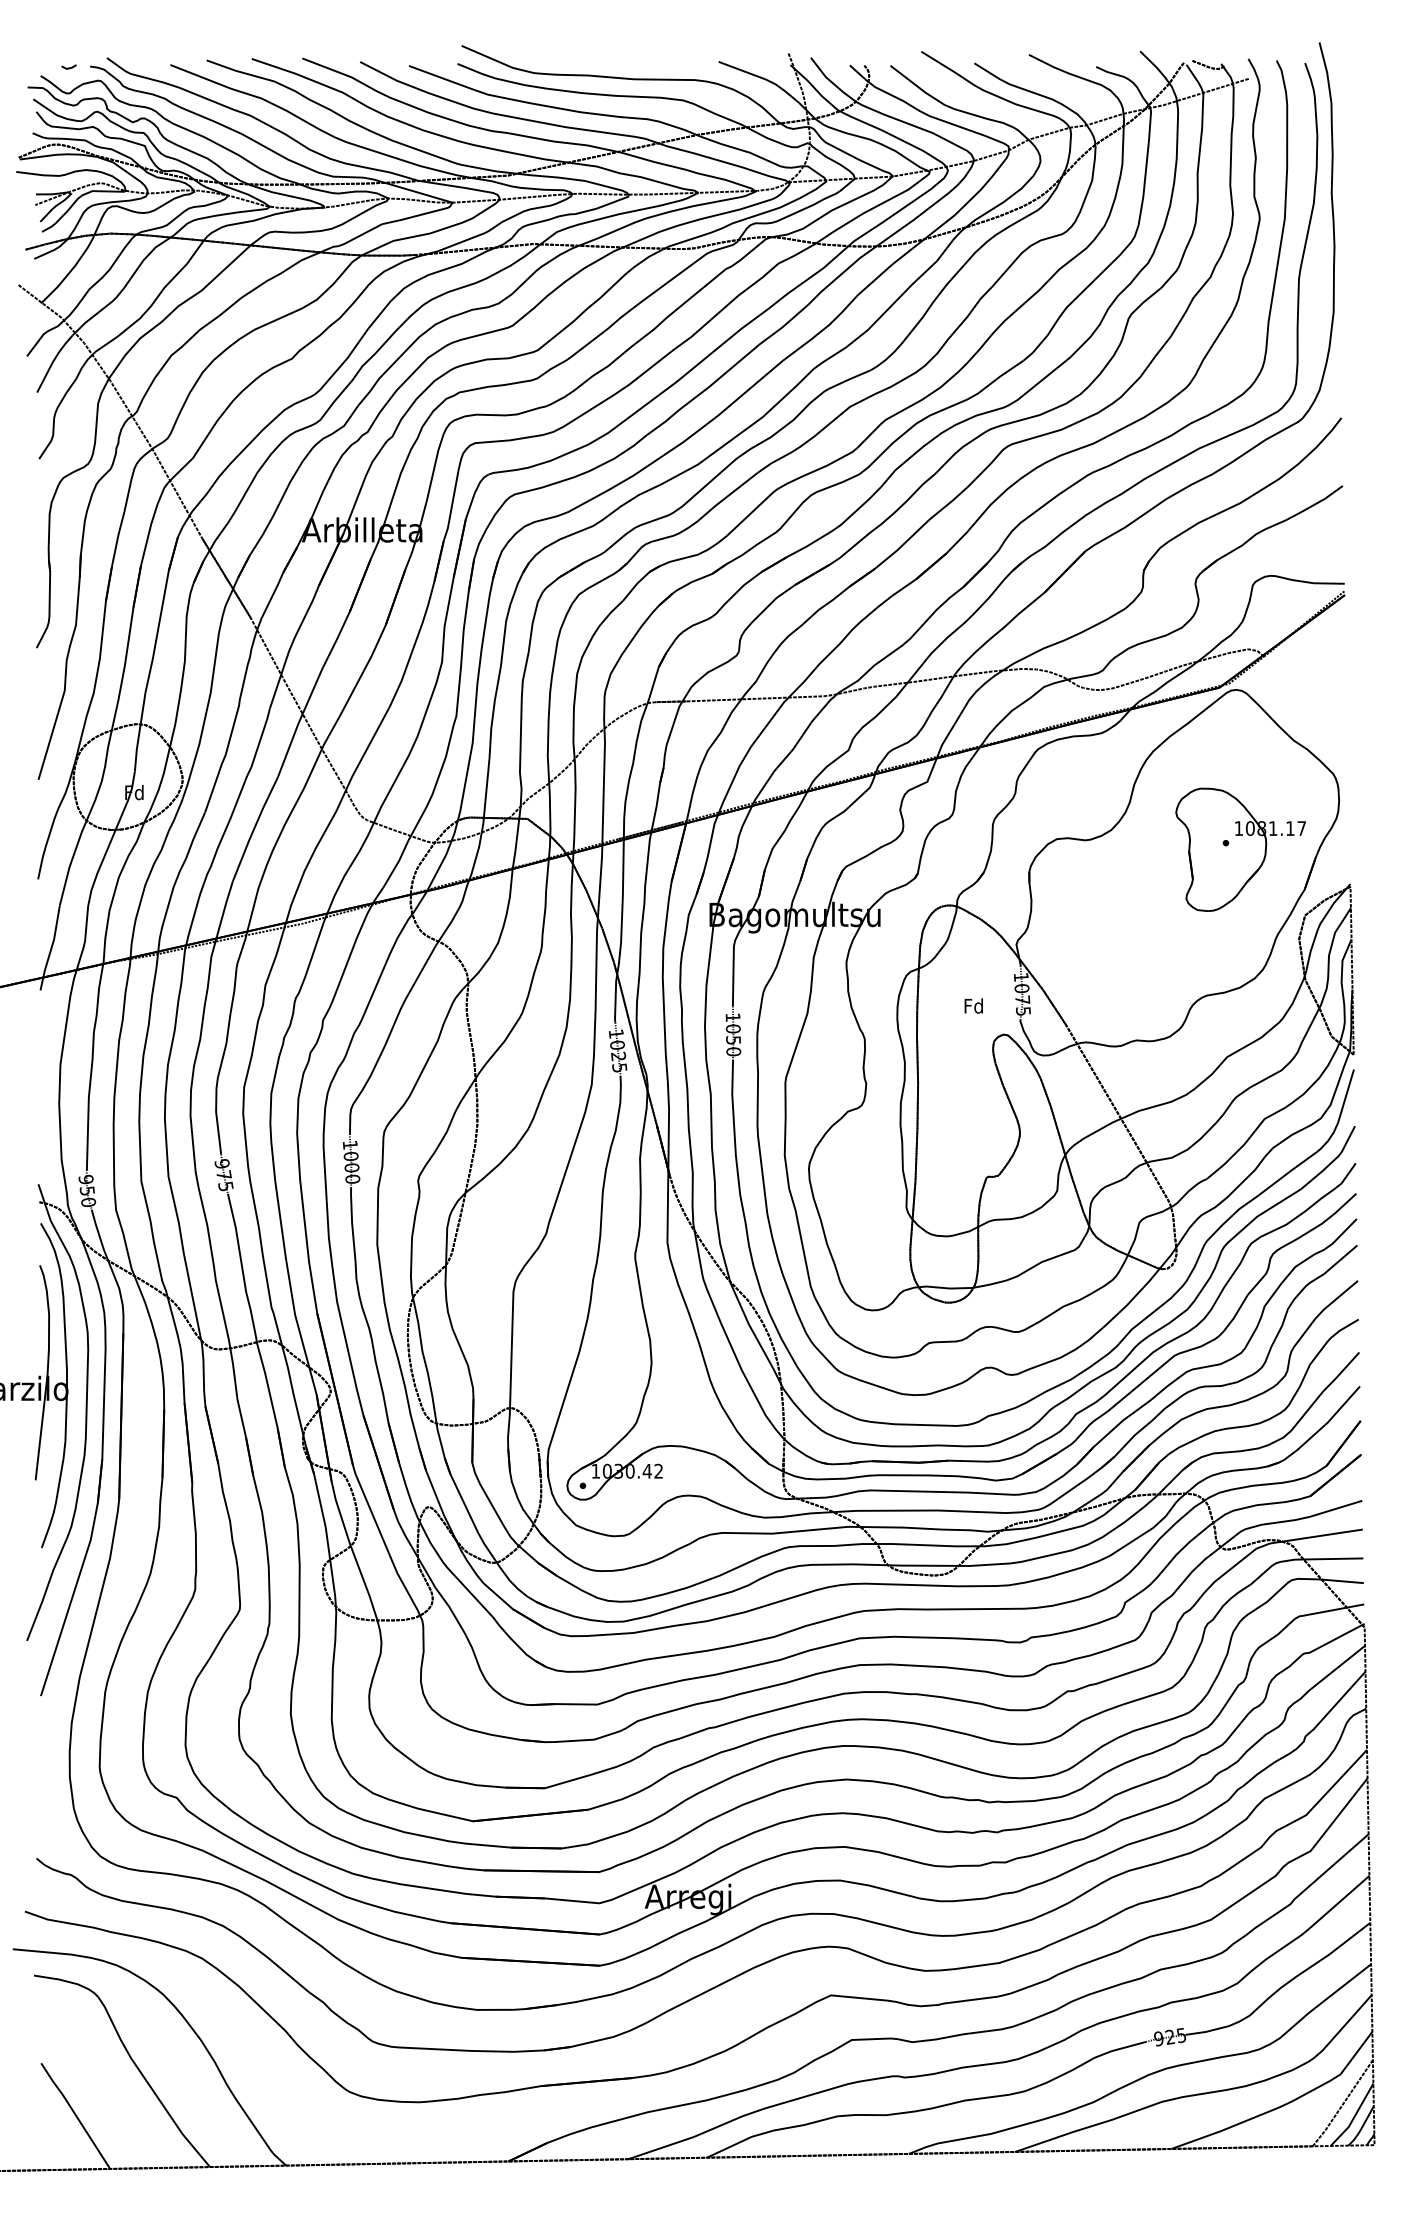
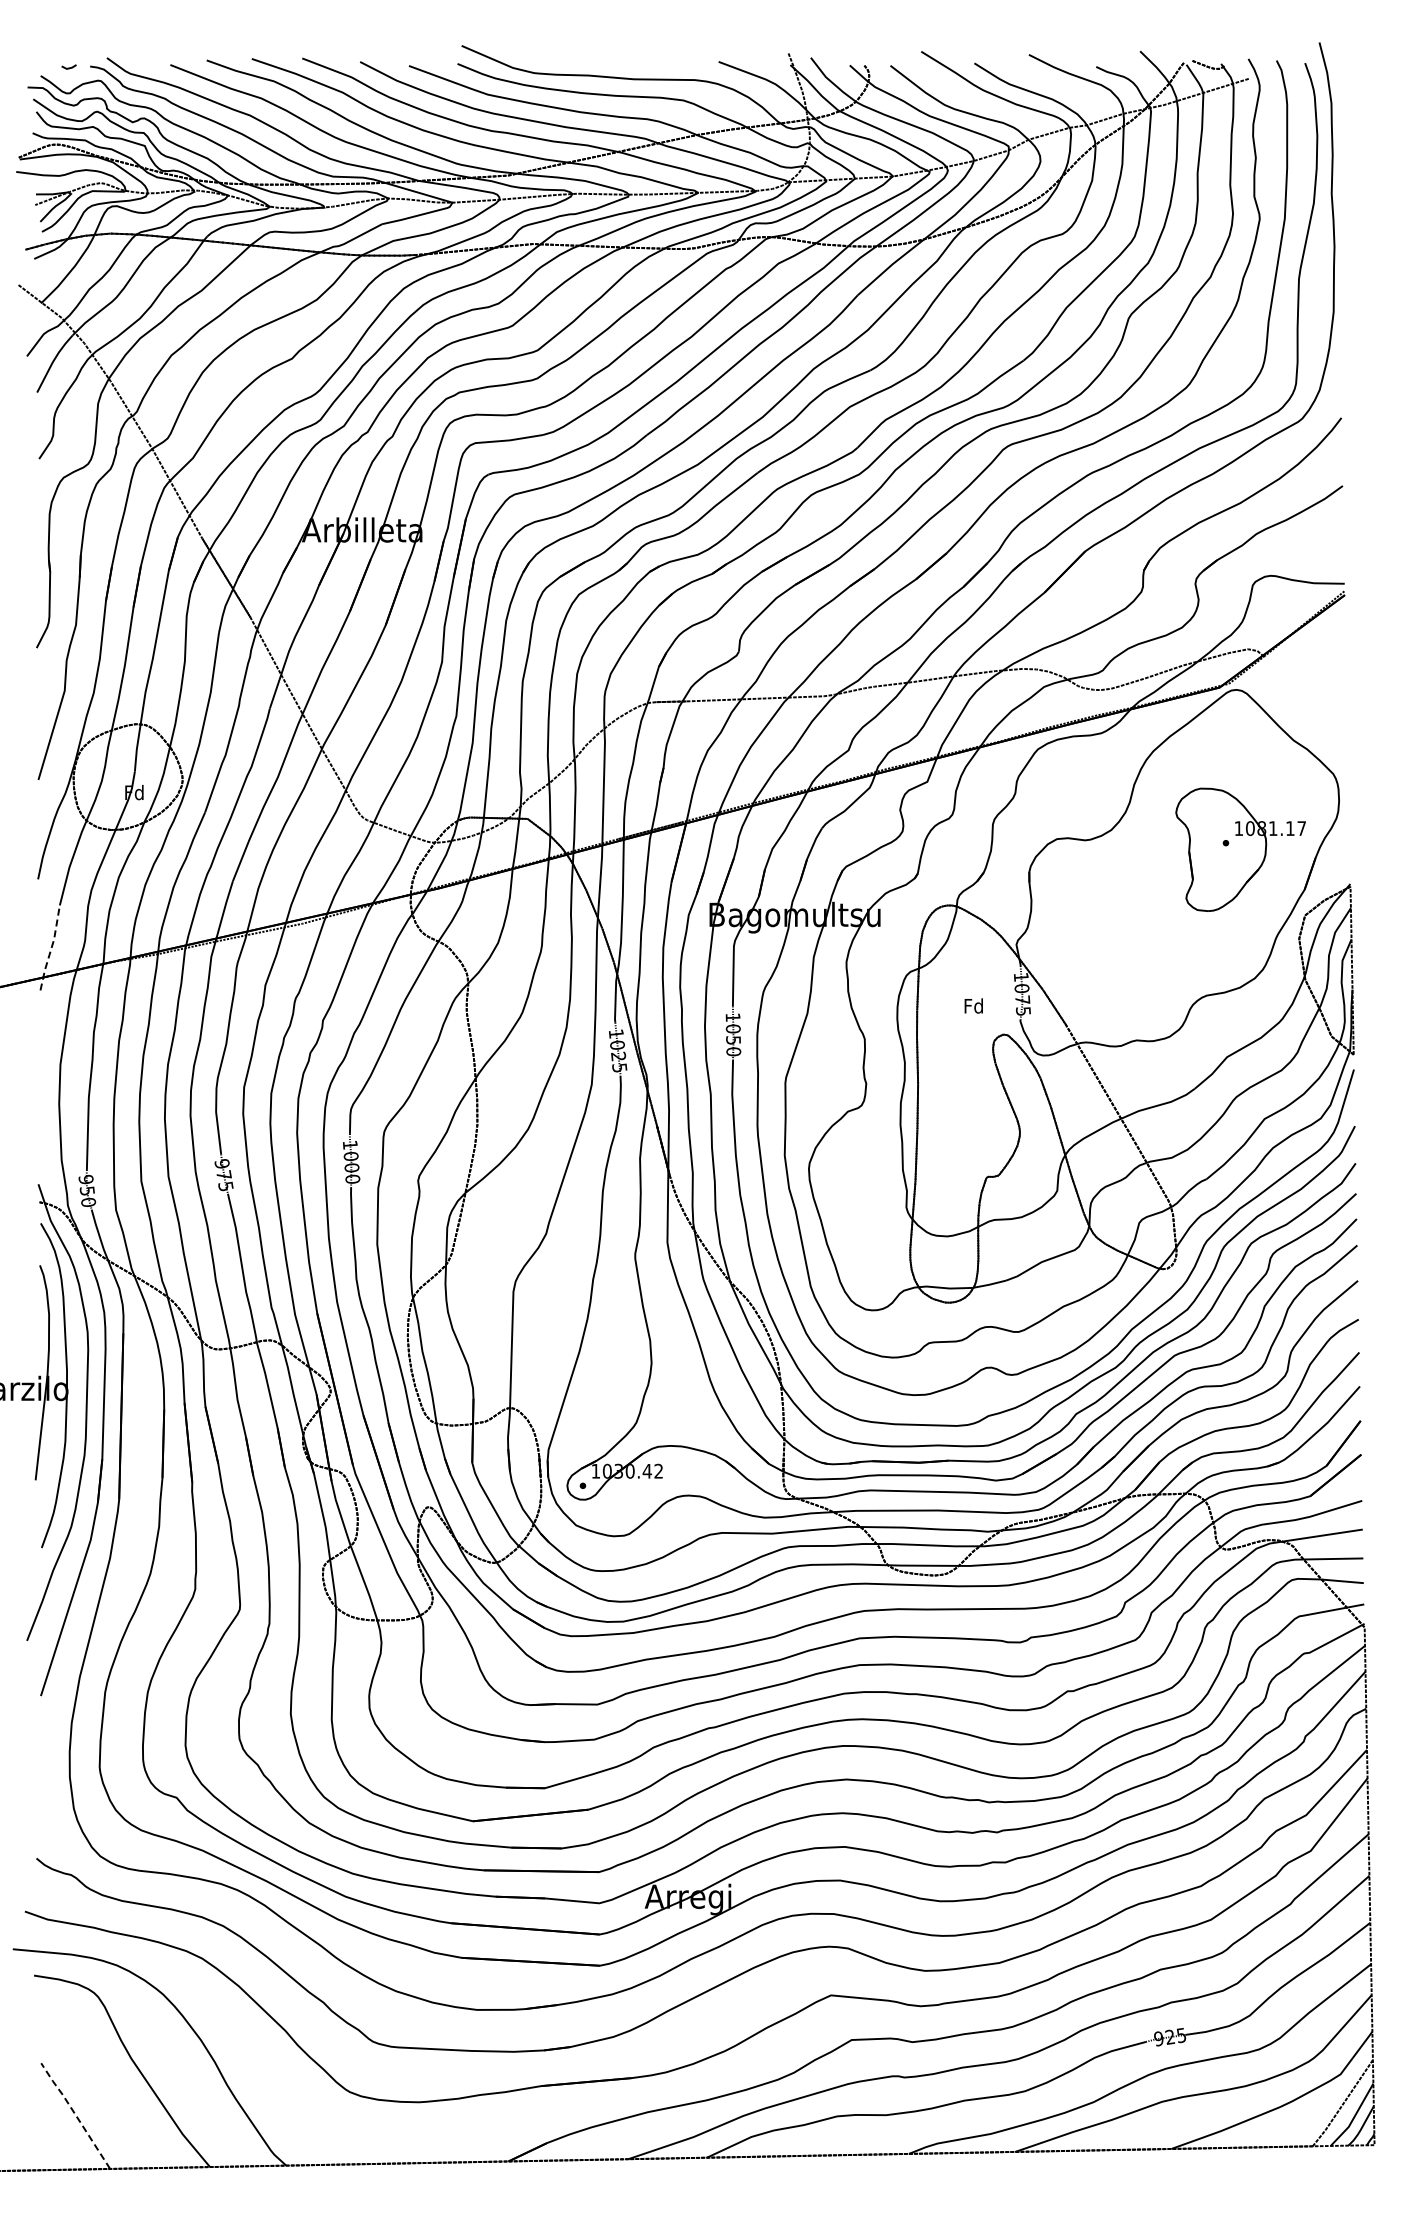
line: solid -> dashed (51, 948)
line: solid -> dashed (75, 2114)
